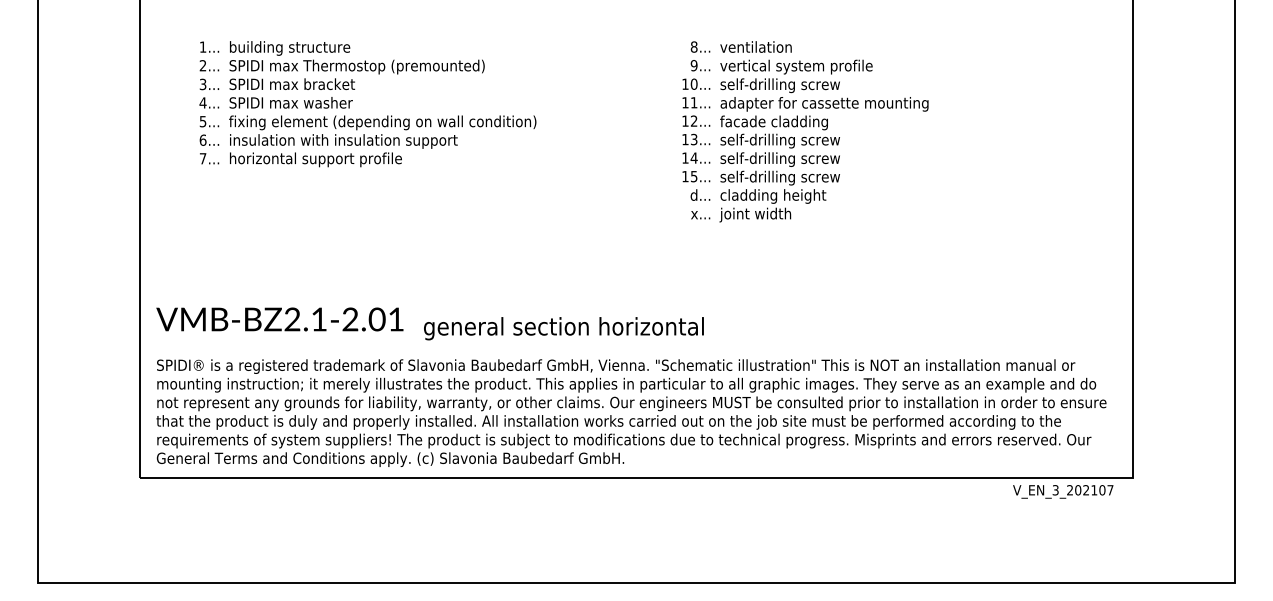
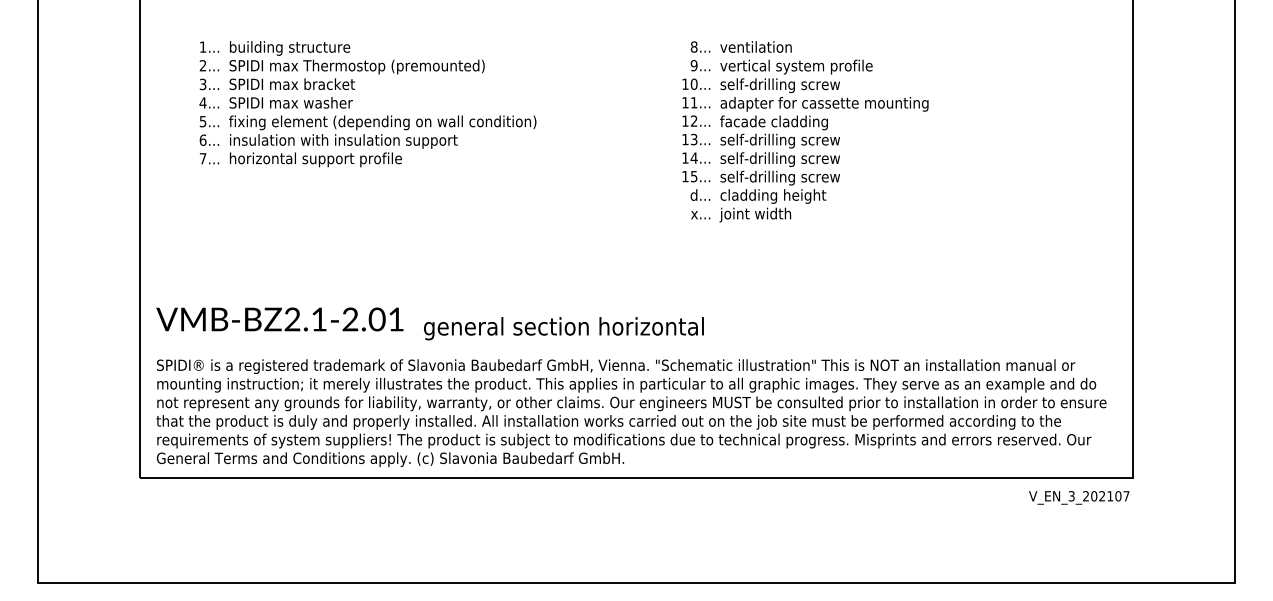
text position: (1063, 491) -> (1079, 497) (1079, 497)
